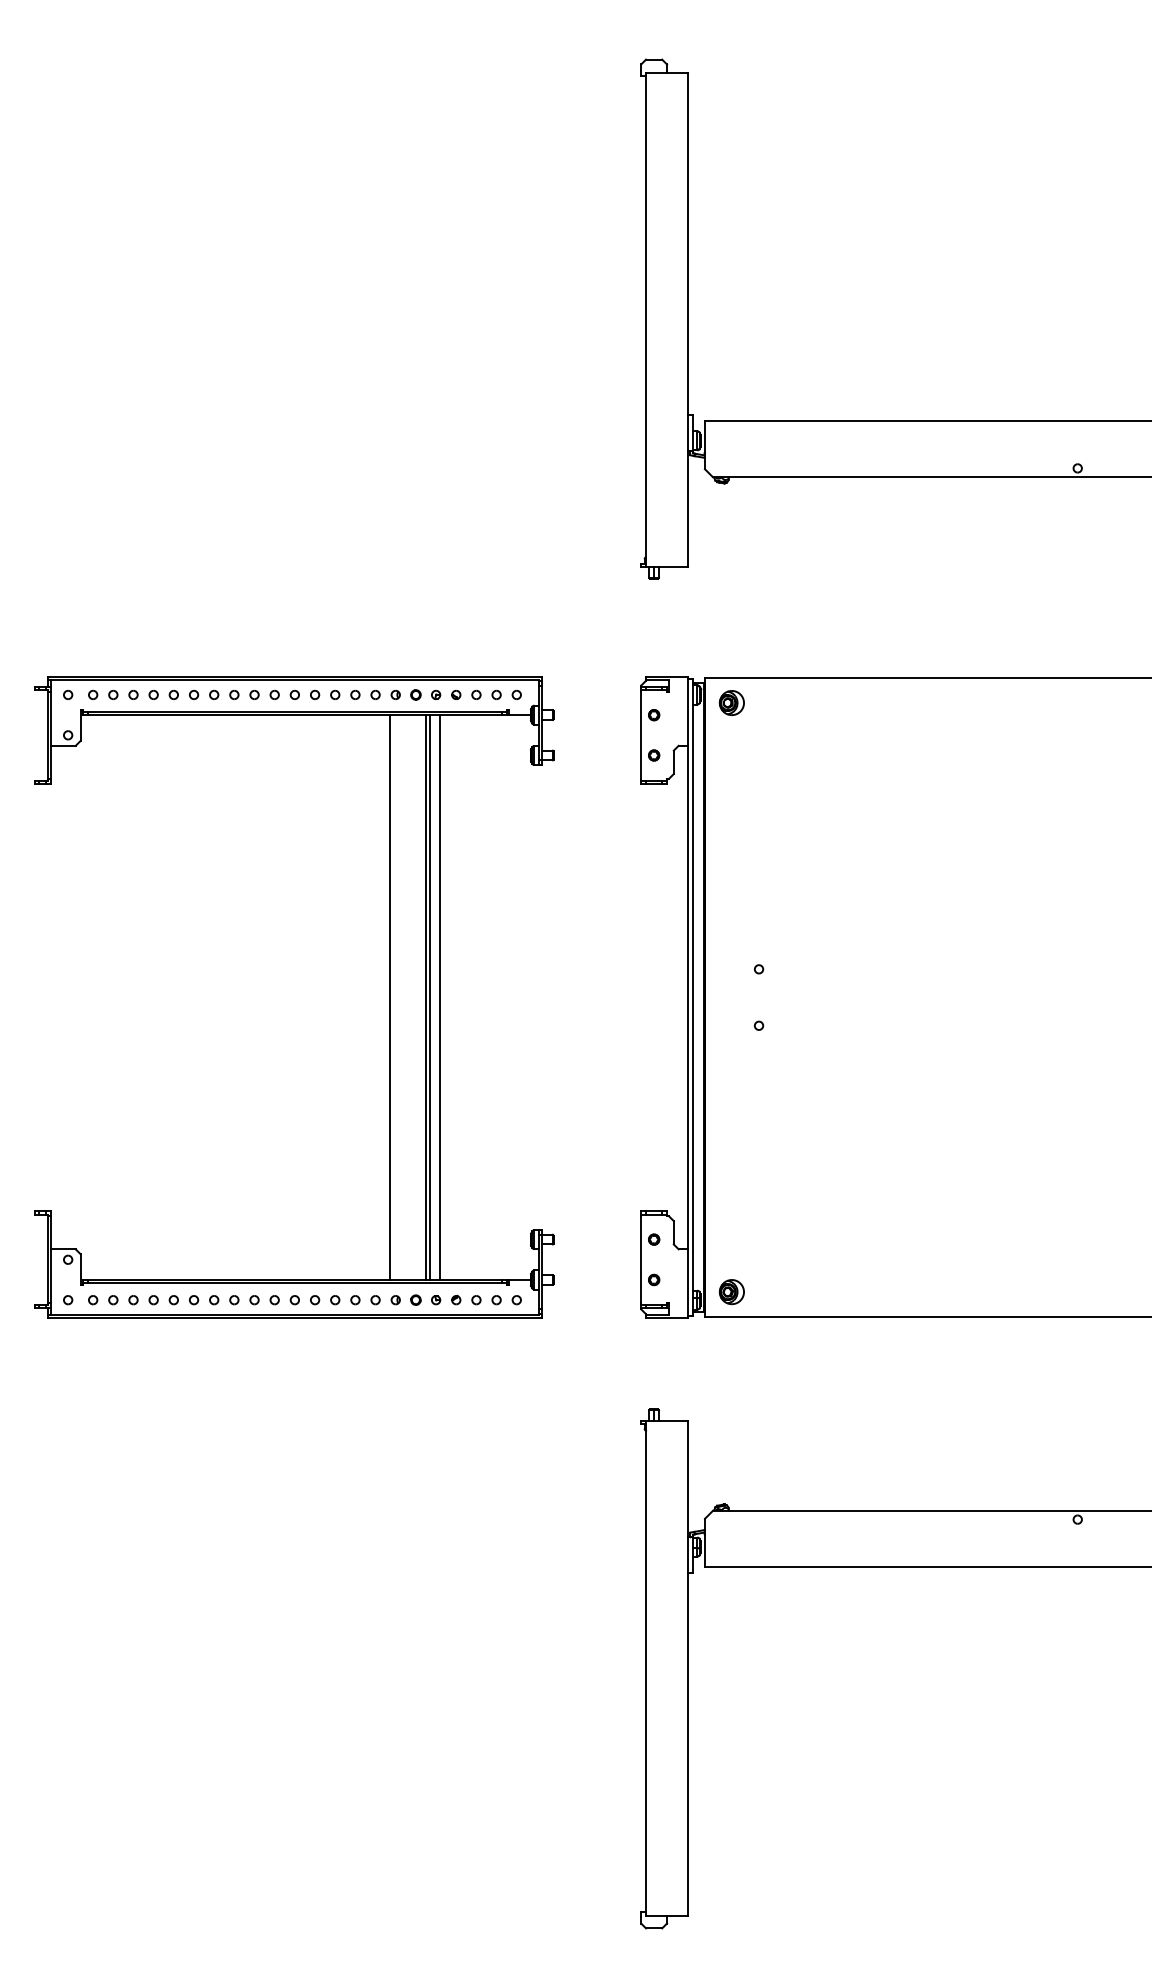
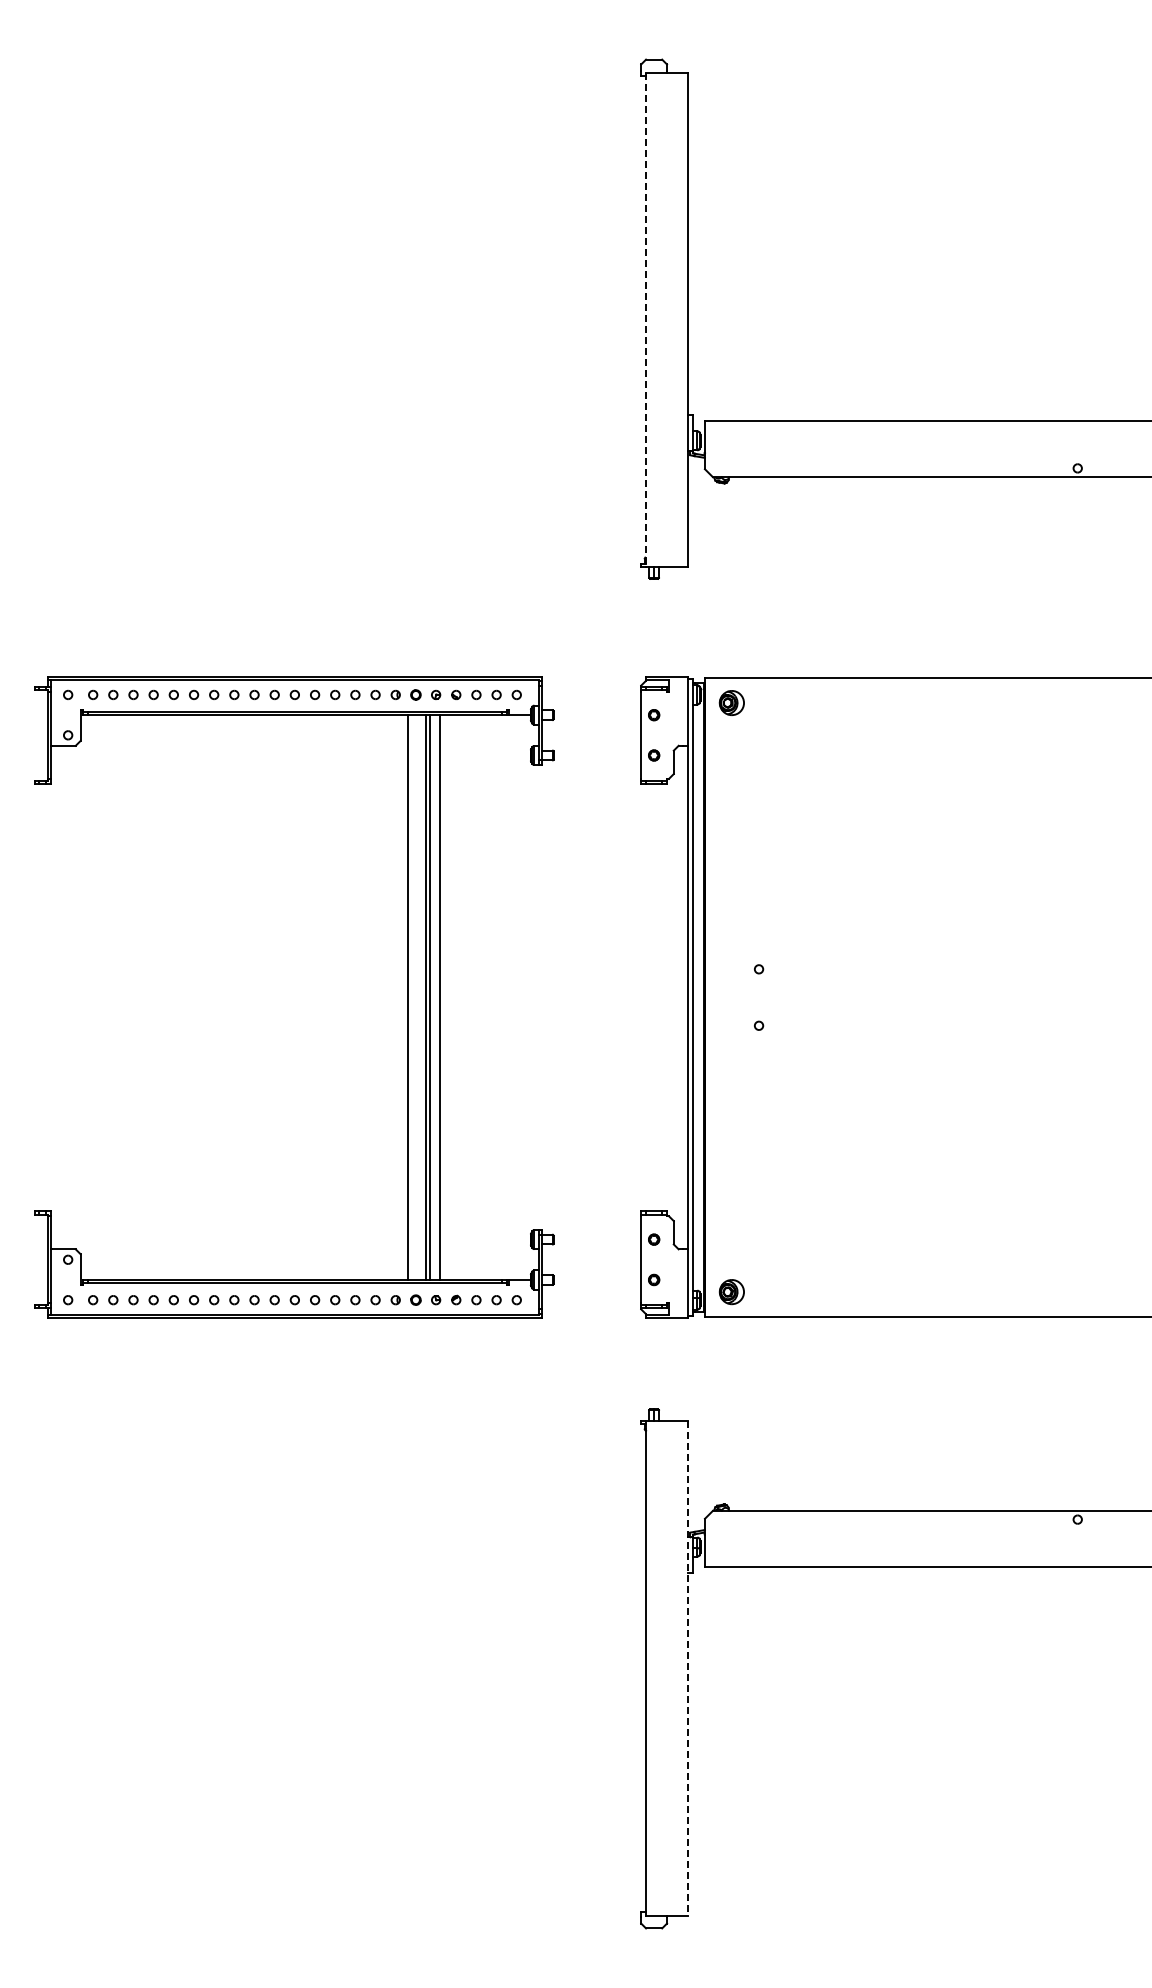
line: solid -> dashed (646, 320)
line position: (390, 997) -> (408, 997) (408, 997)
line: solid -> dashed (688, 1668)
